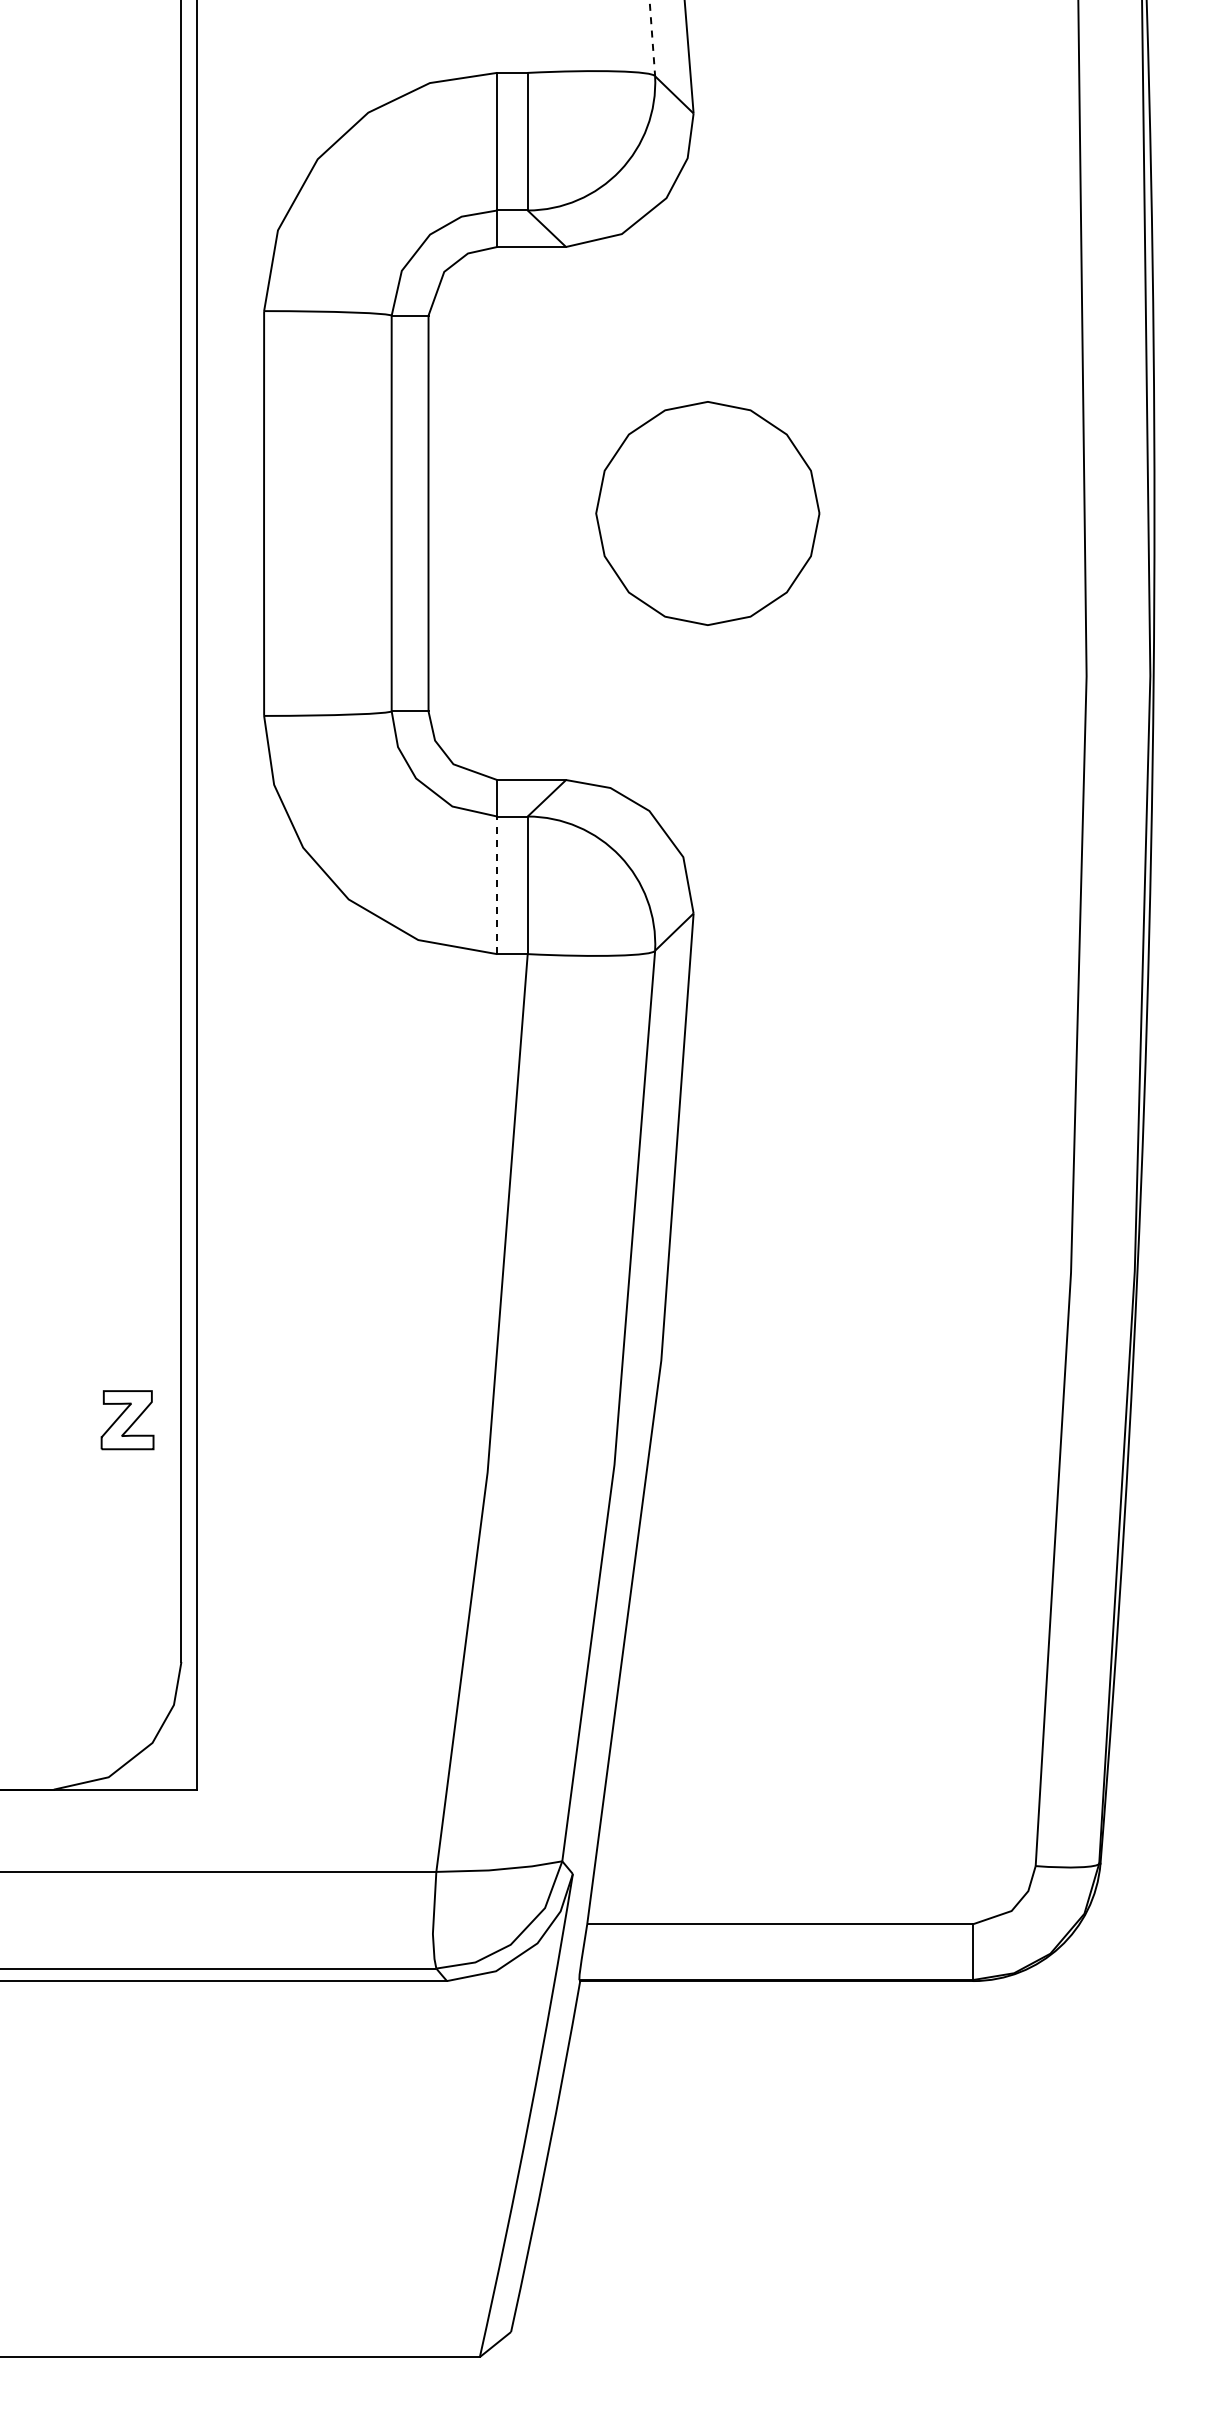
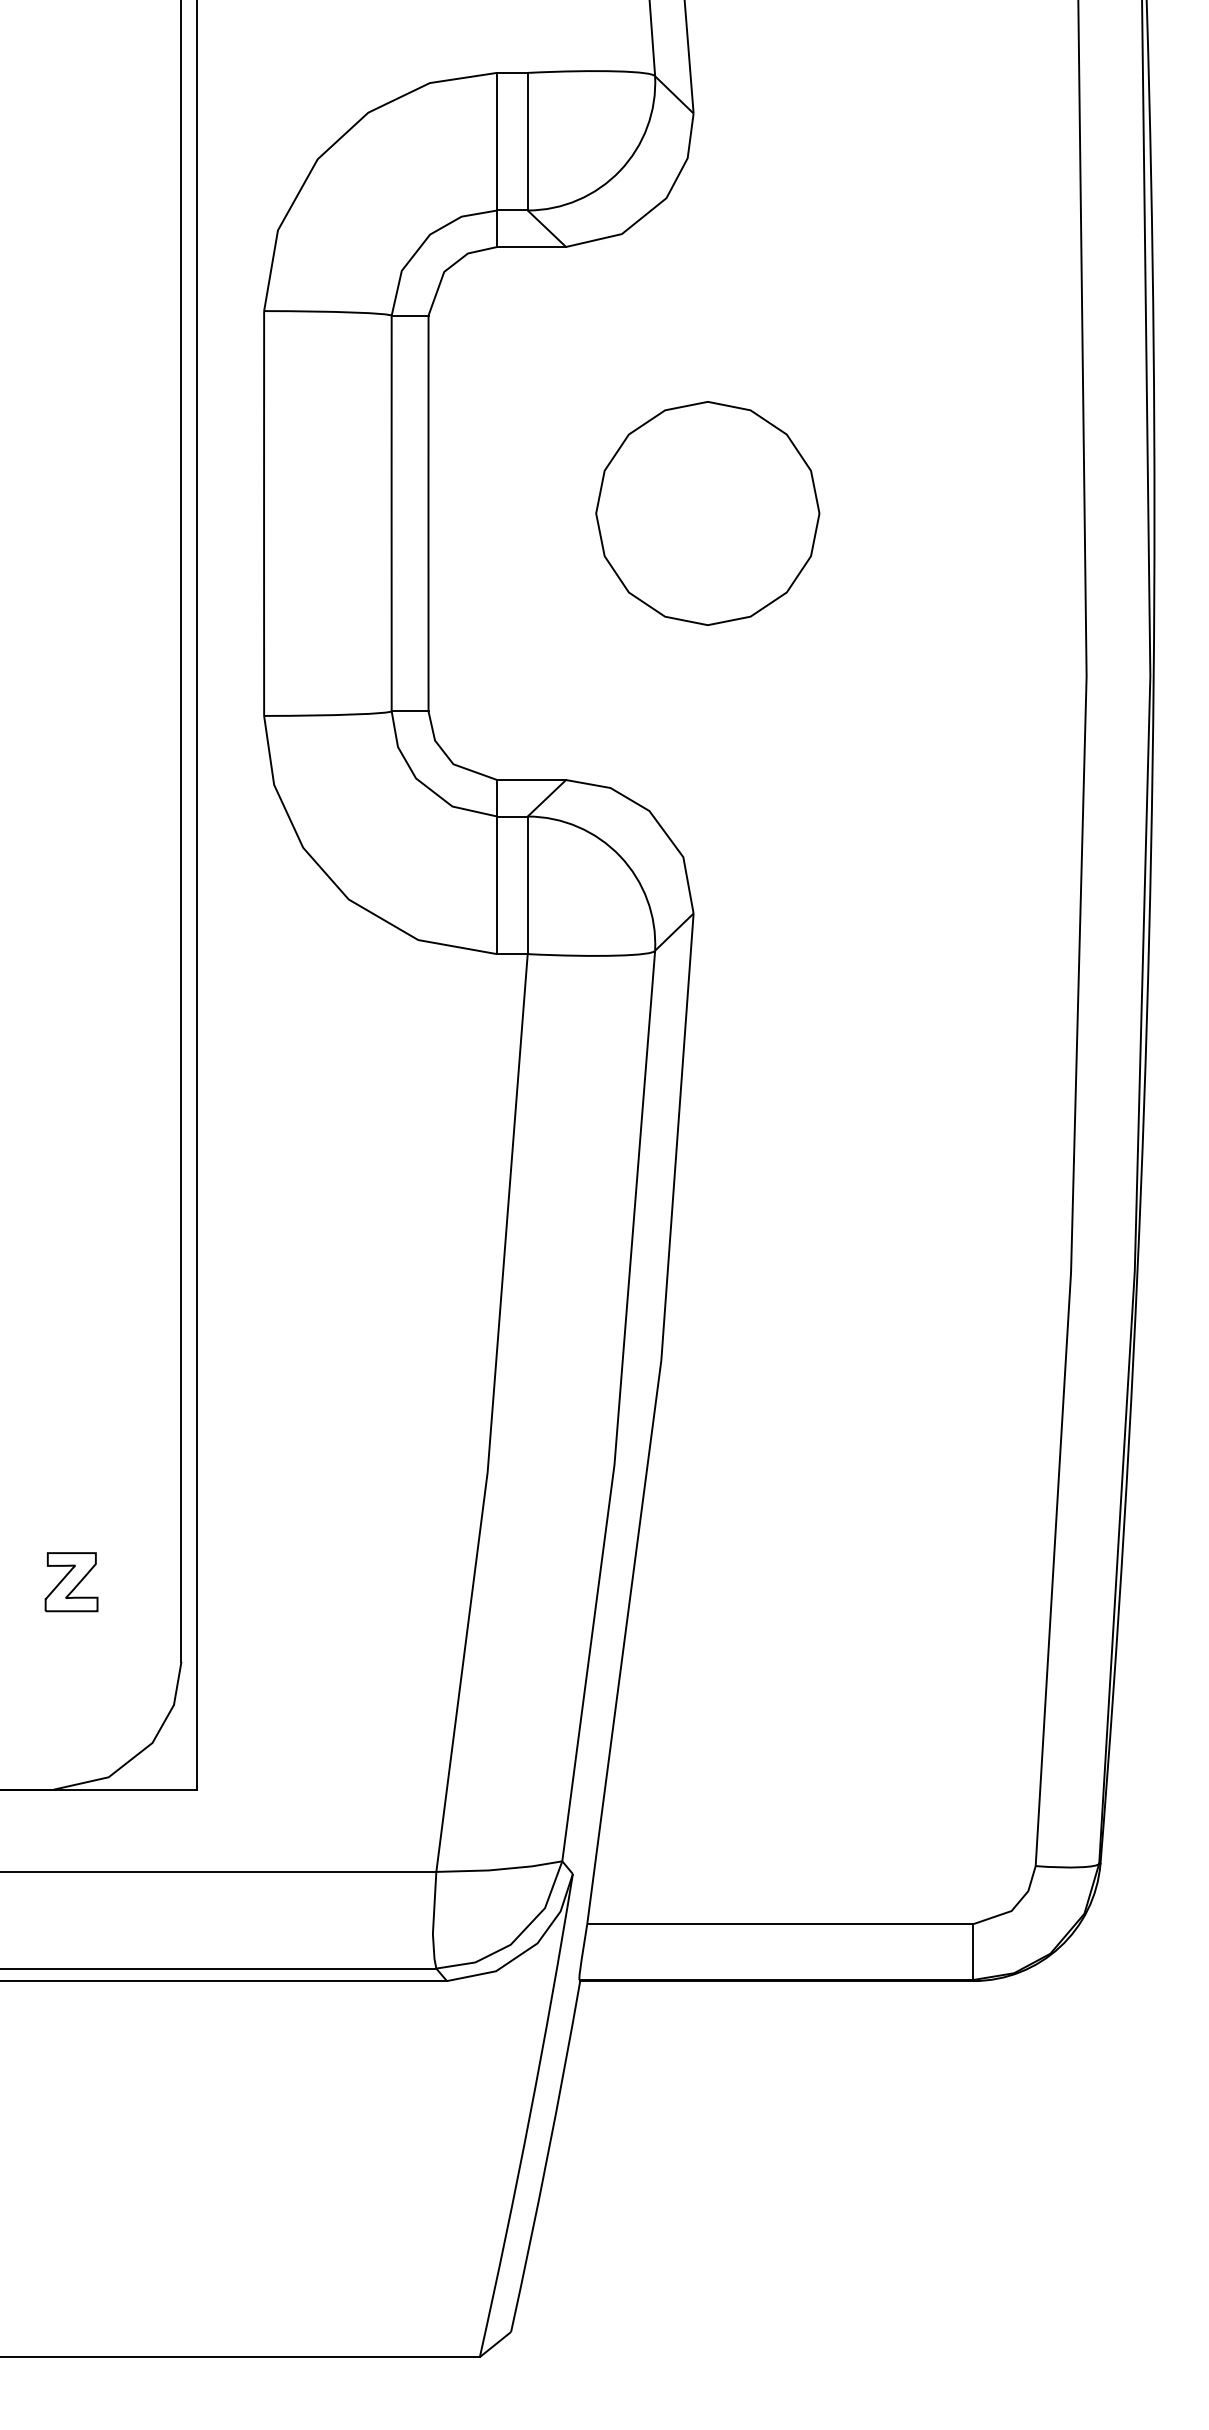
line: dashed -> solid (652, 38)
line: dashed -> solid (497, 885)
part position: (127, 1420) -> (71, 1582) (71, 1582)
